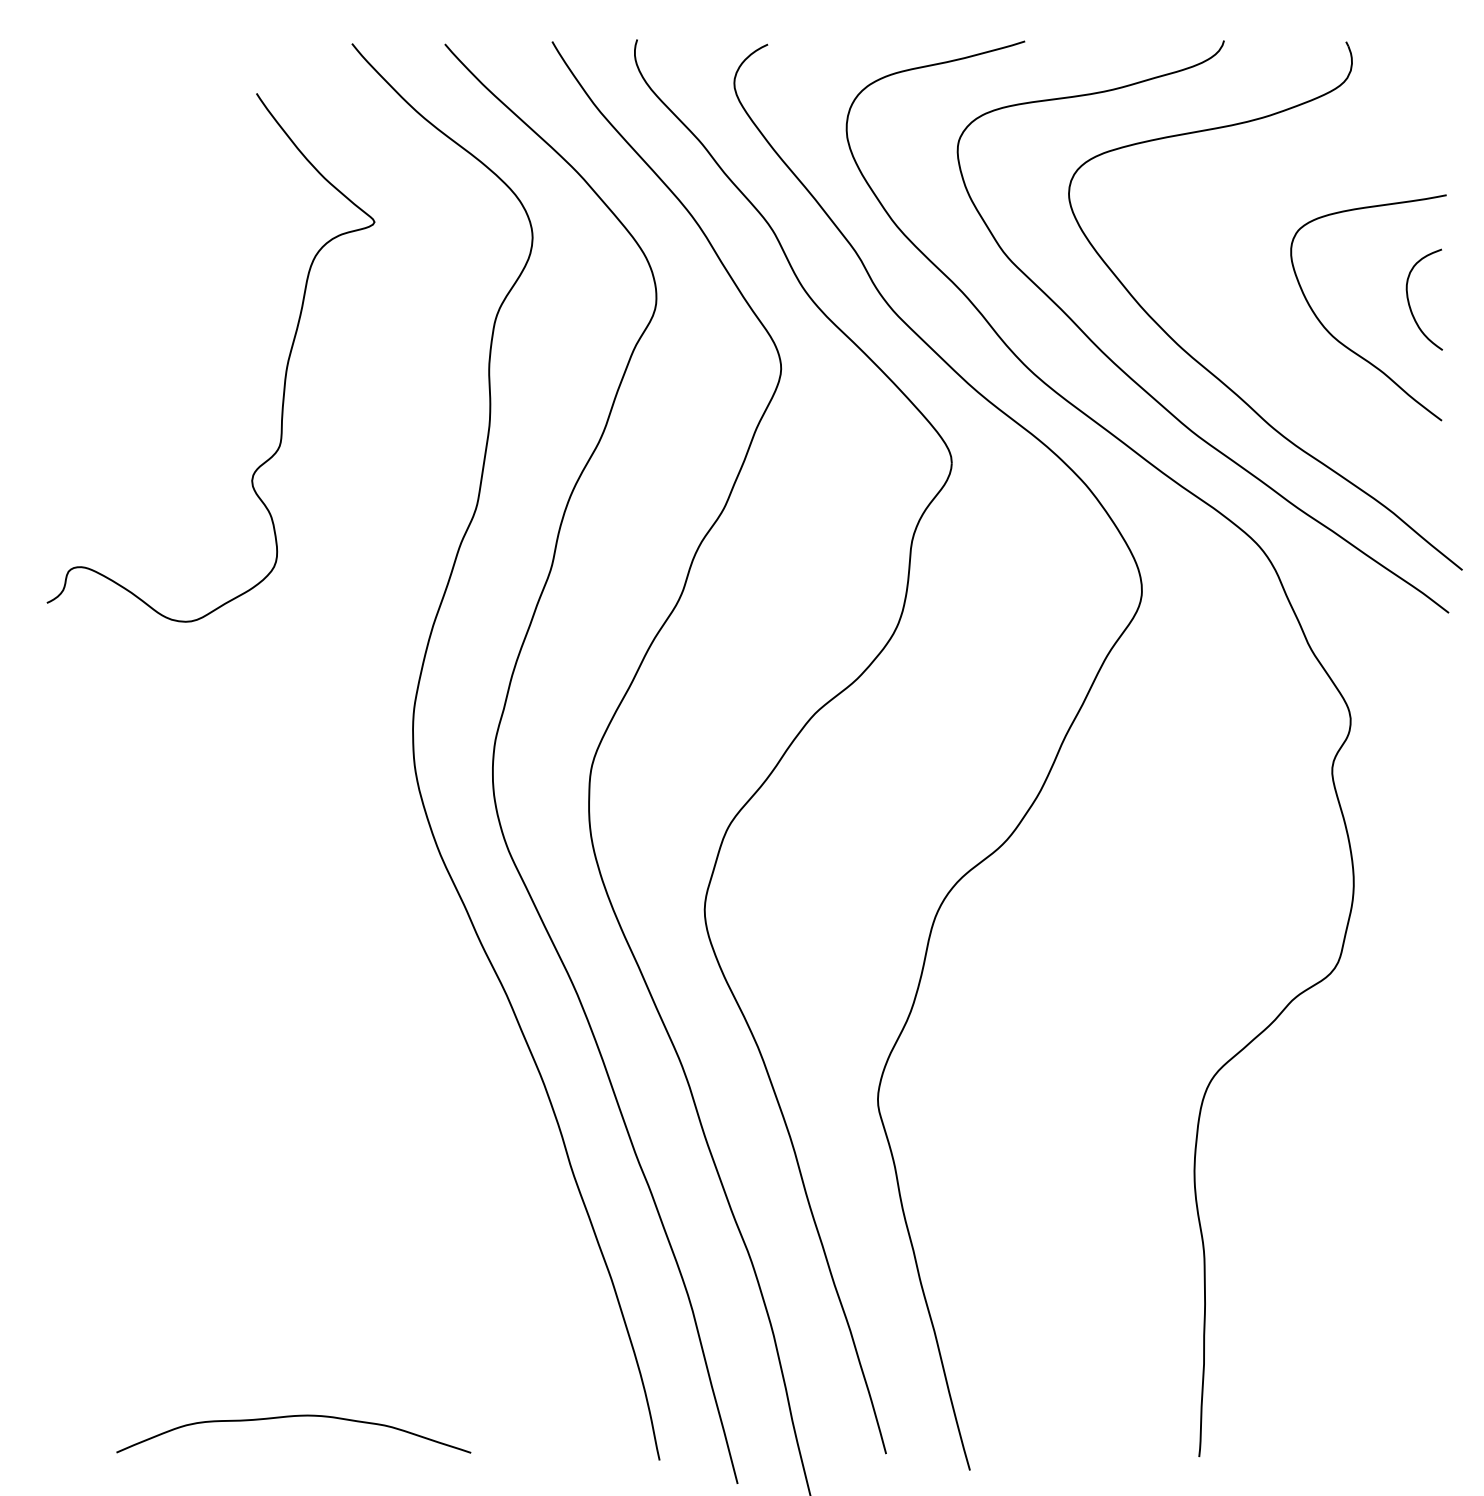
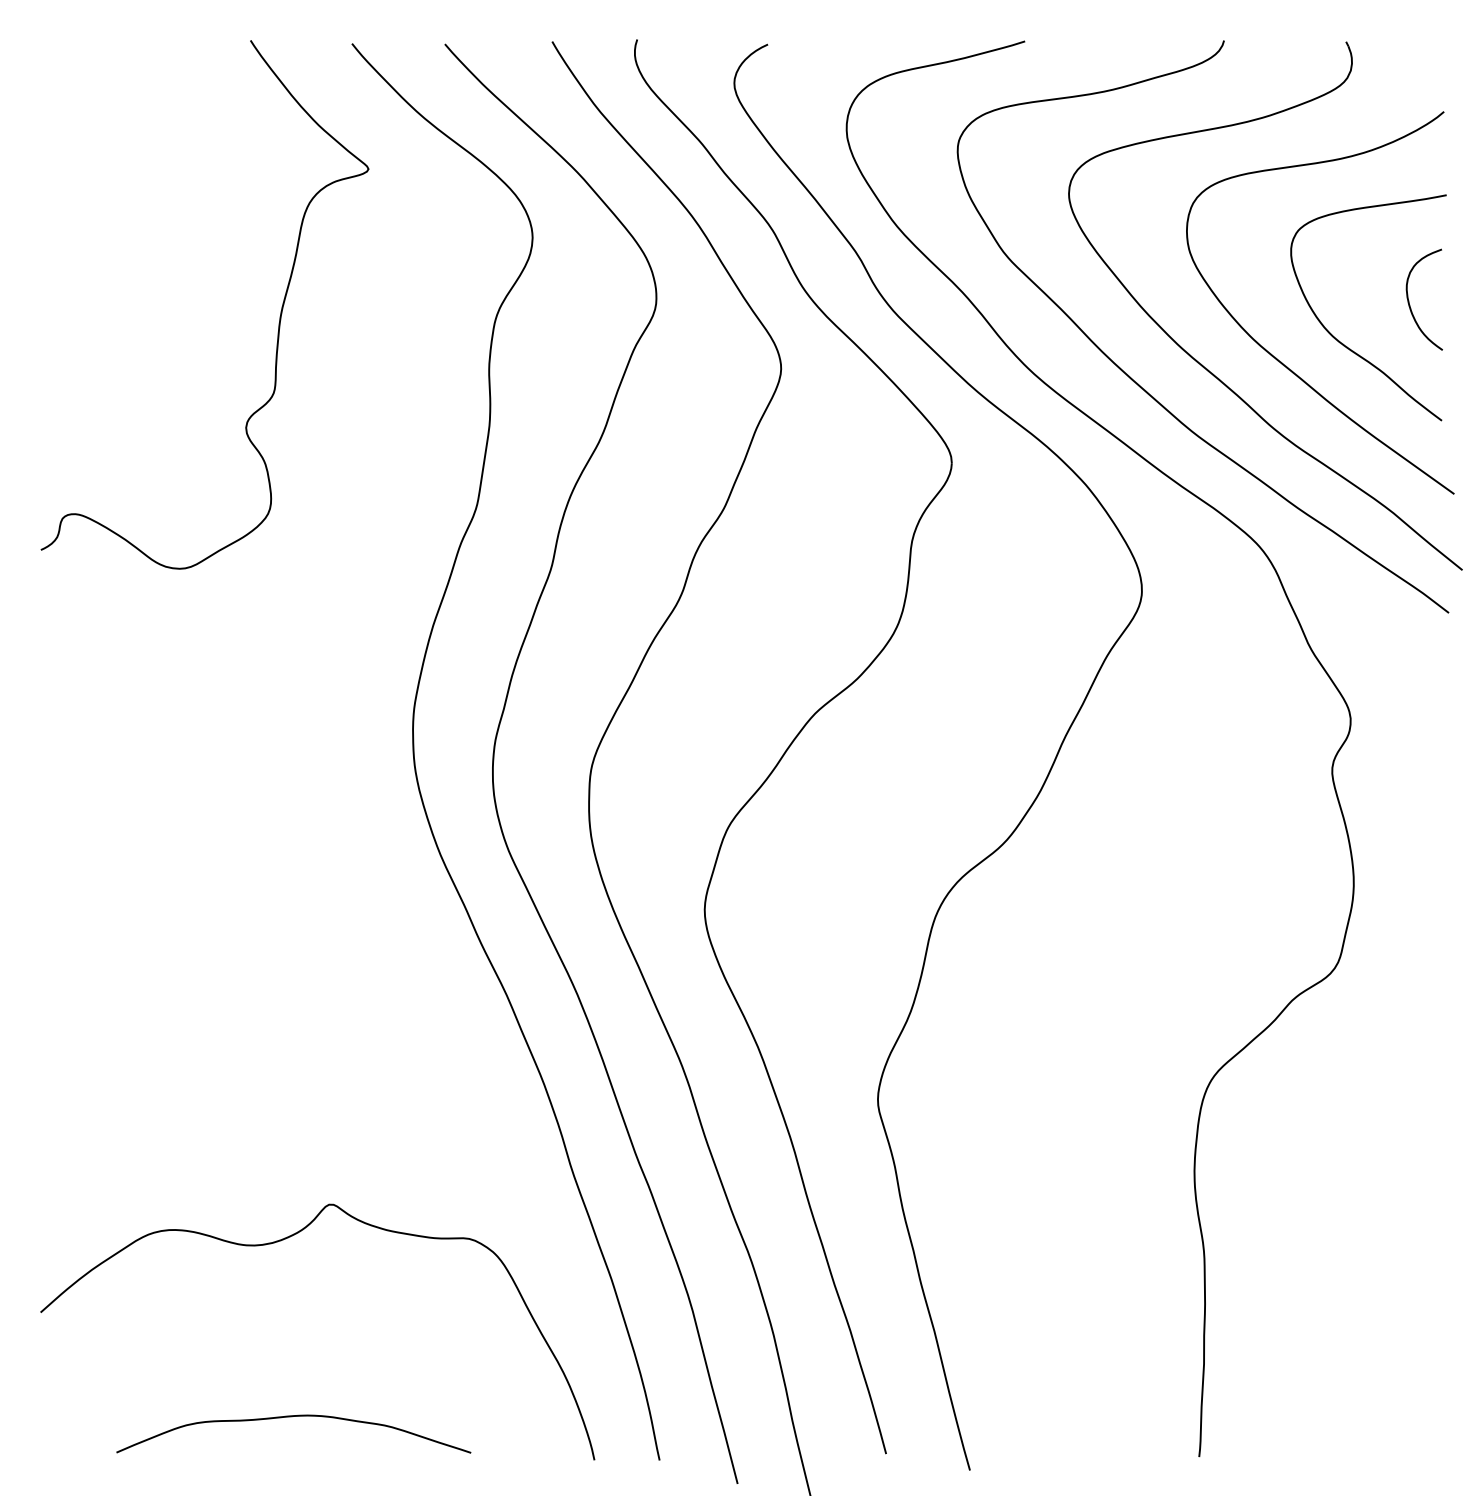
curve: none -> present (1276, 357)
curve position: (285, 369) -> (279, 316) (279, 316)
curve: none -> present (283, 1240)
